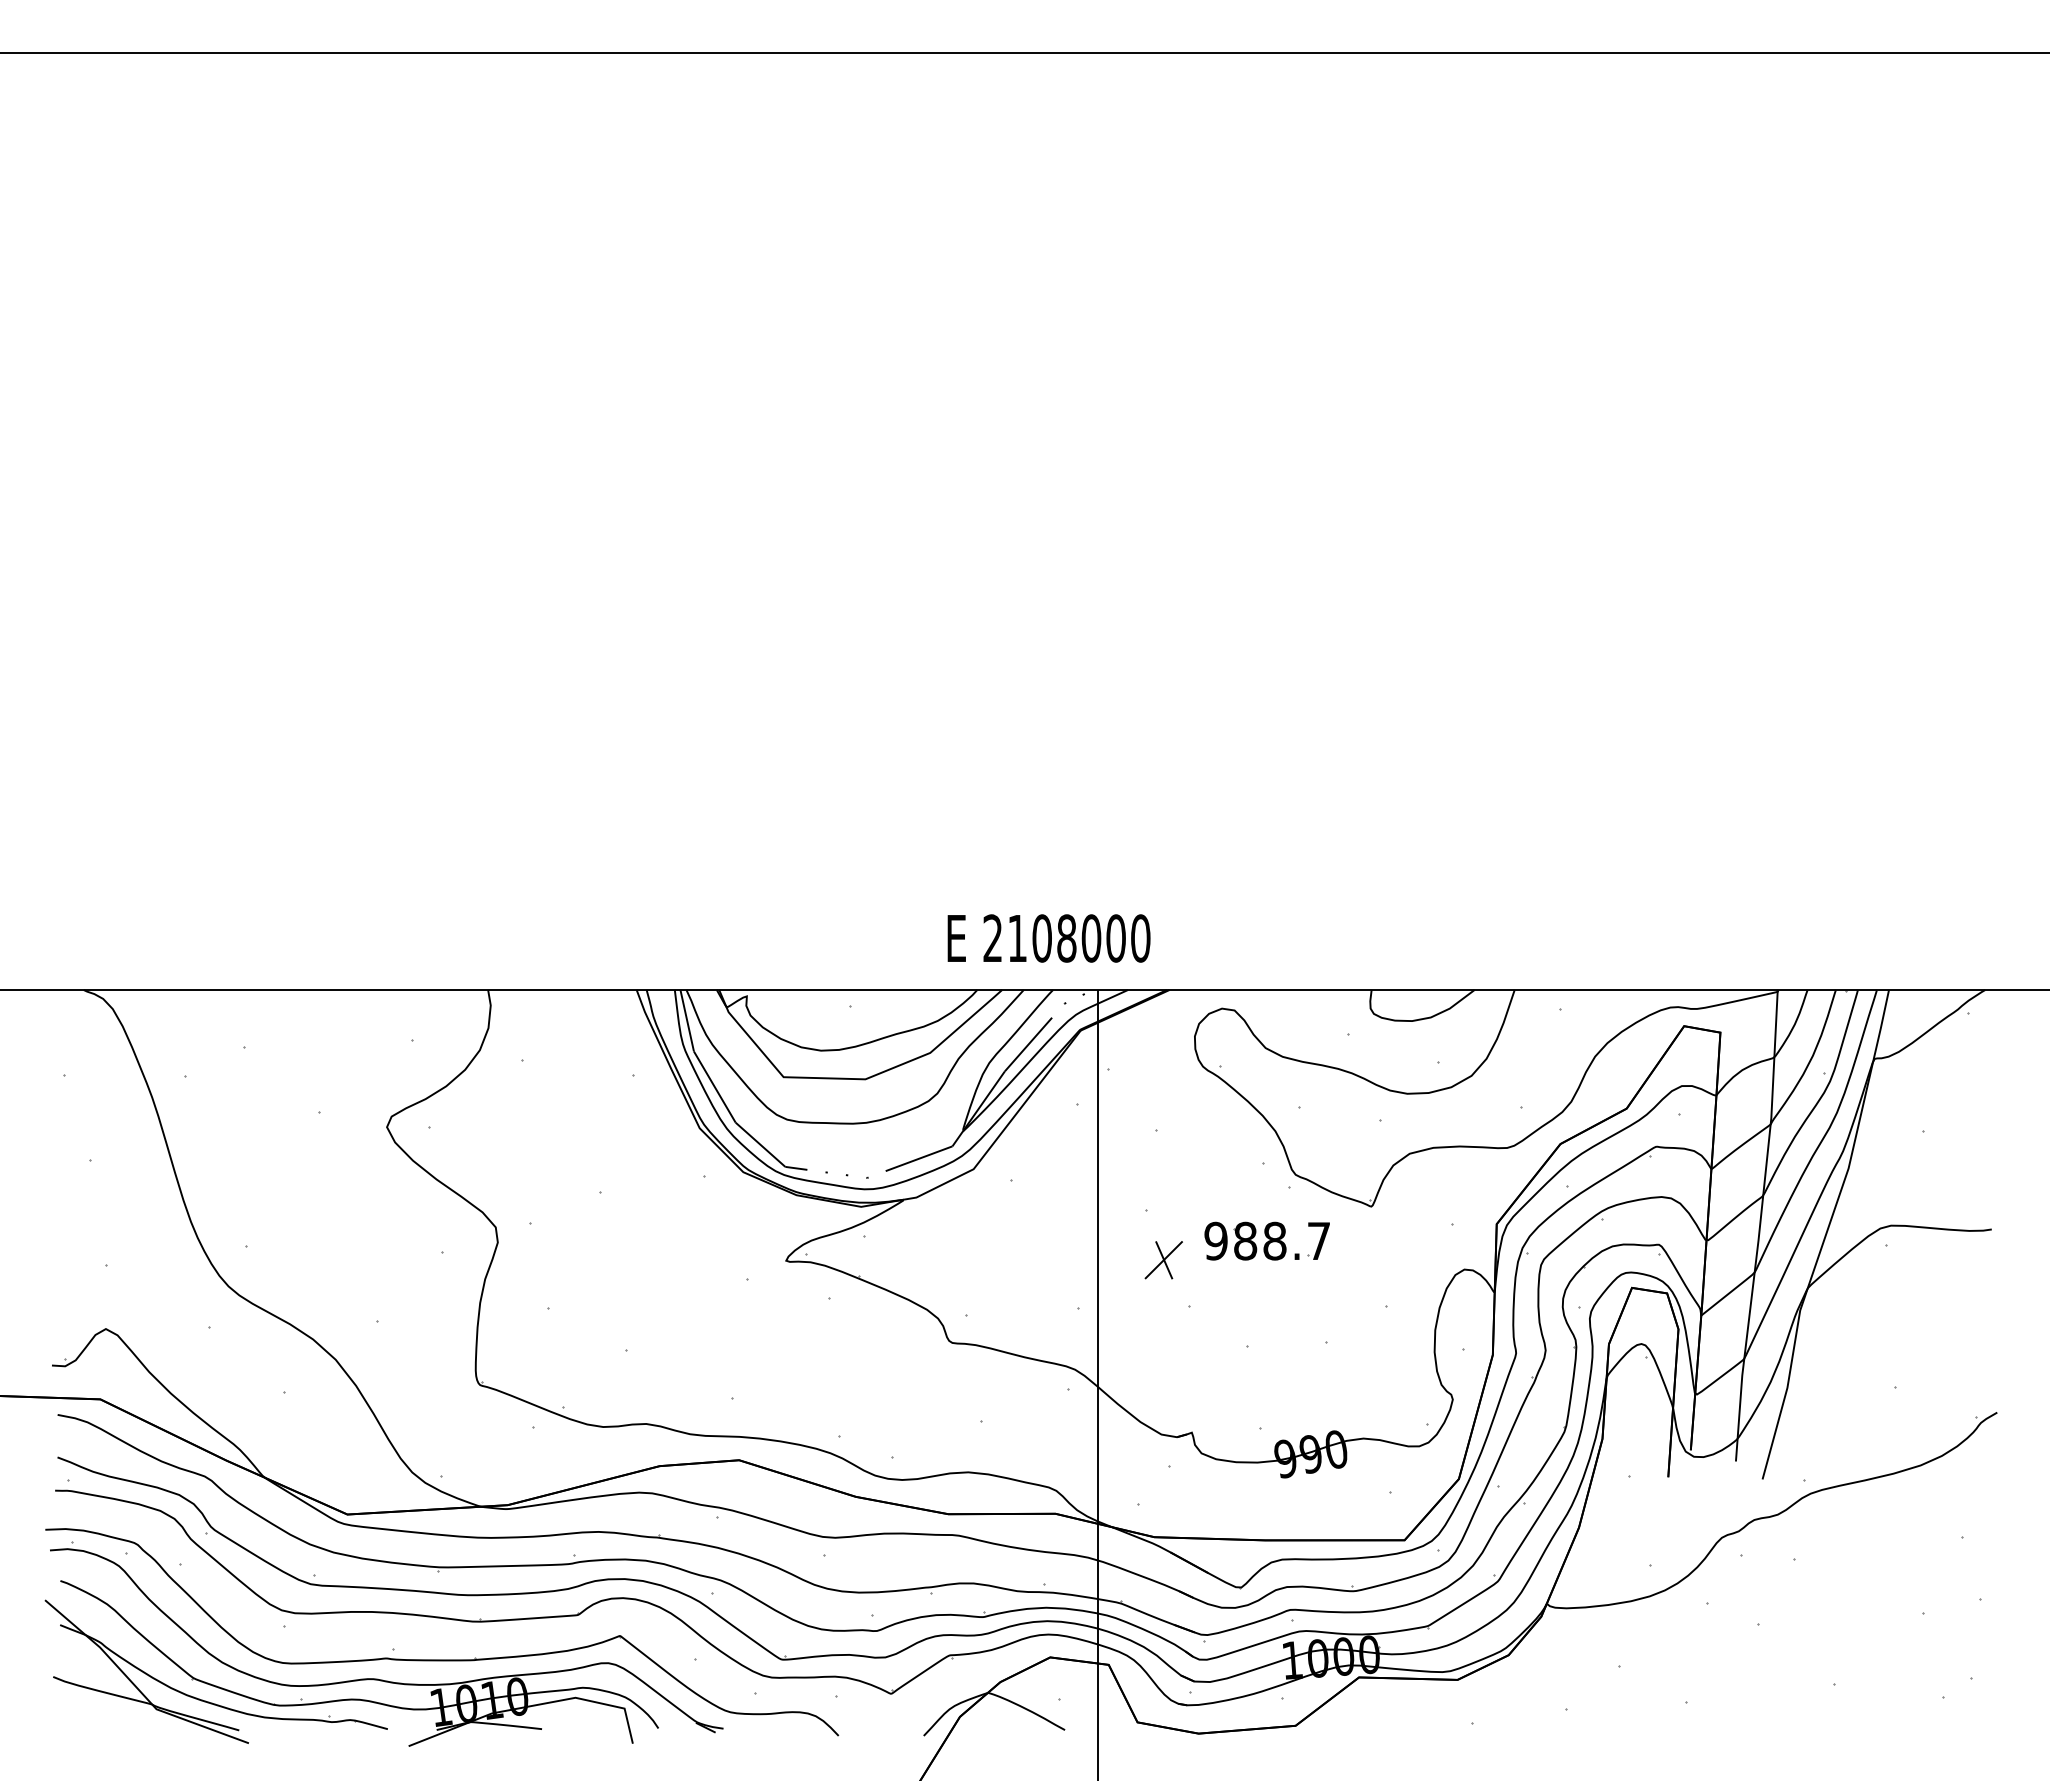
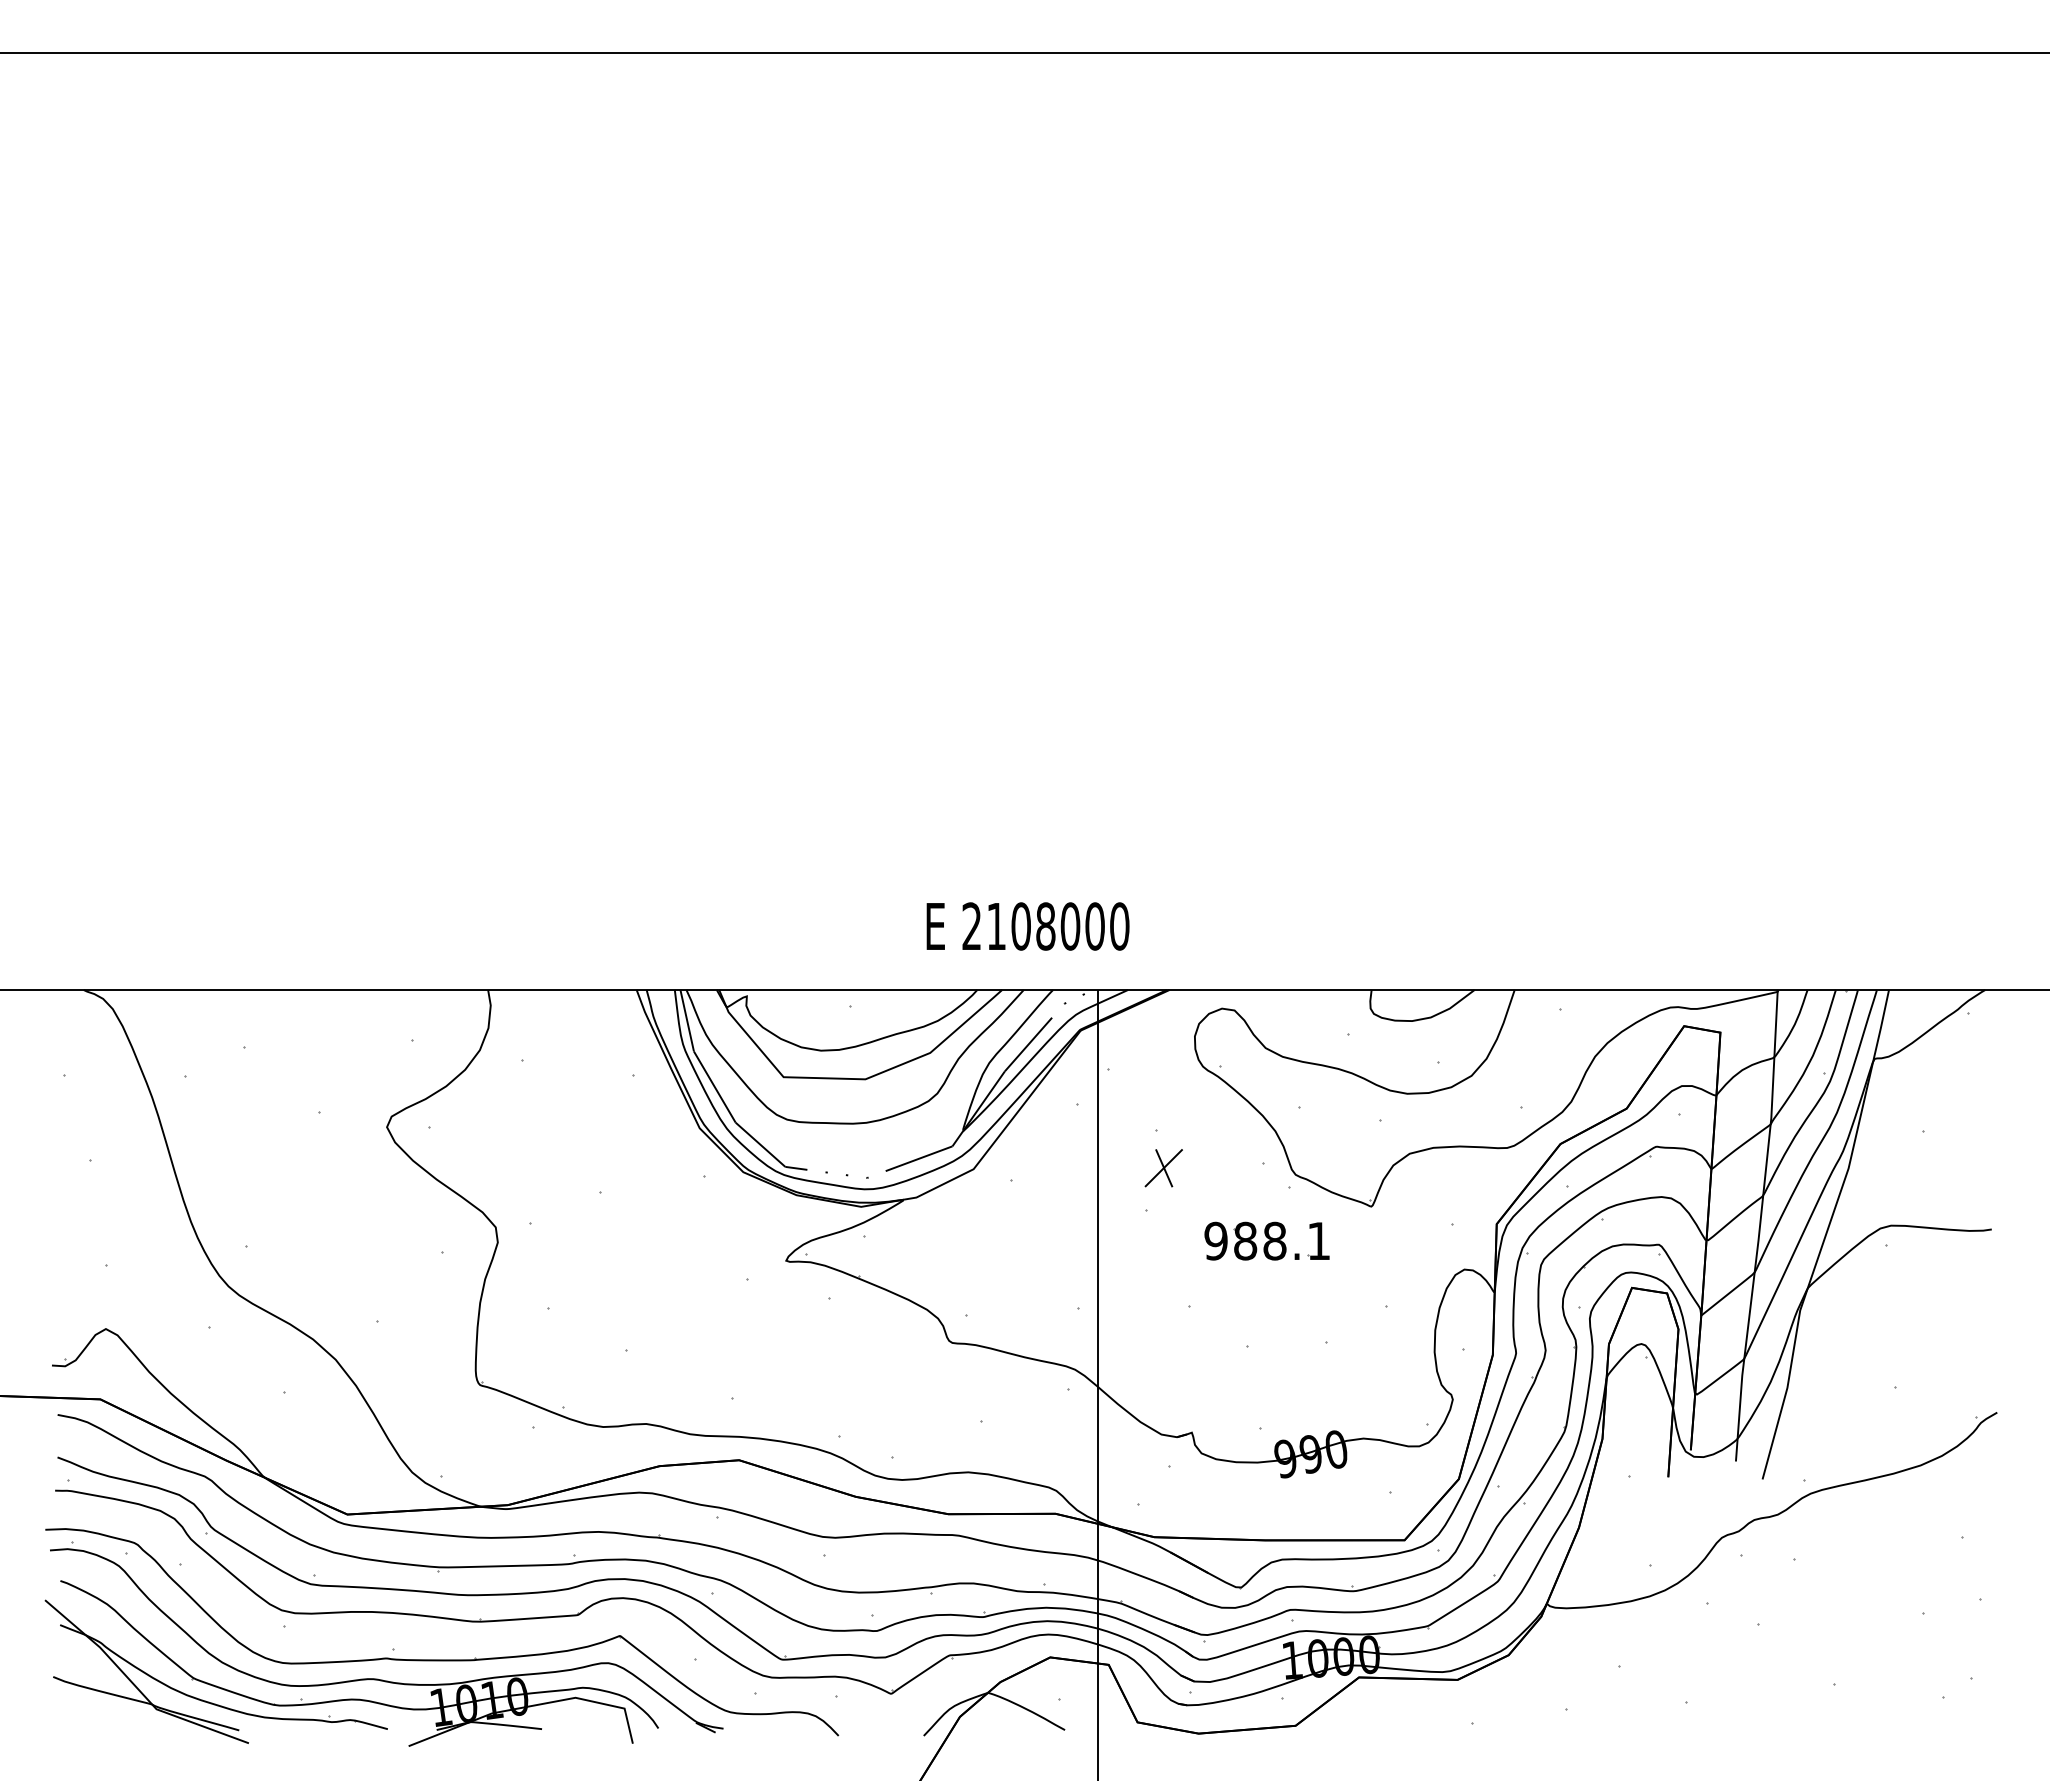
text position: (1048, 938) -> (1027, 926) (1027, 926)
text: 988.7 -> 988.1 (1318, 1240)
part position: (1163, 1260) -> (1163, 1168) (1163, 1168)
